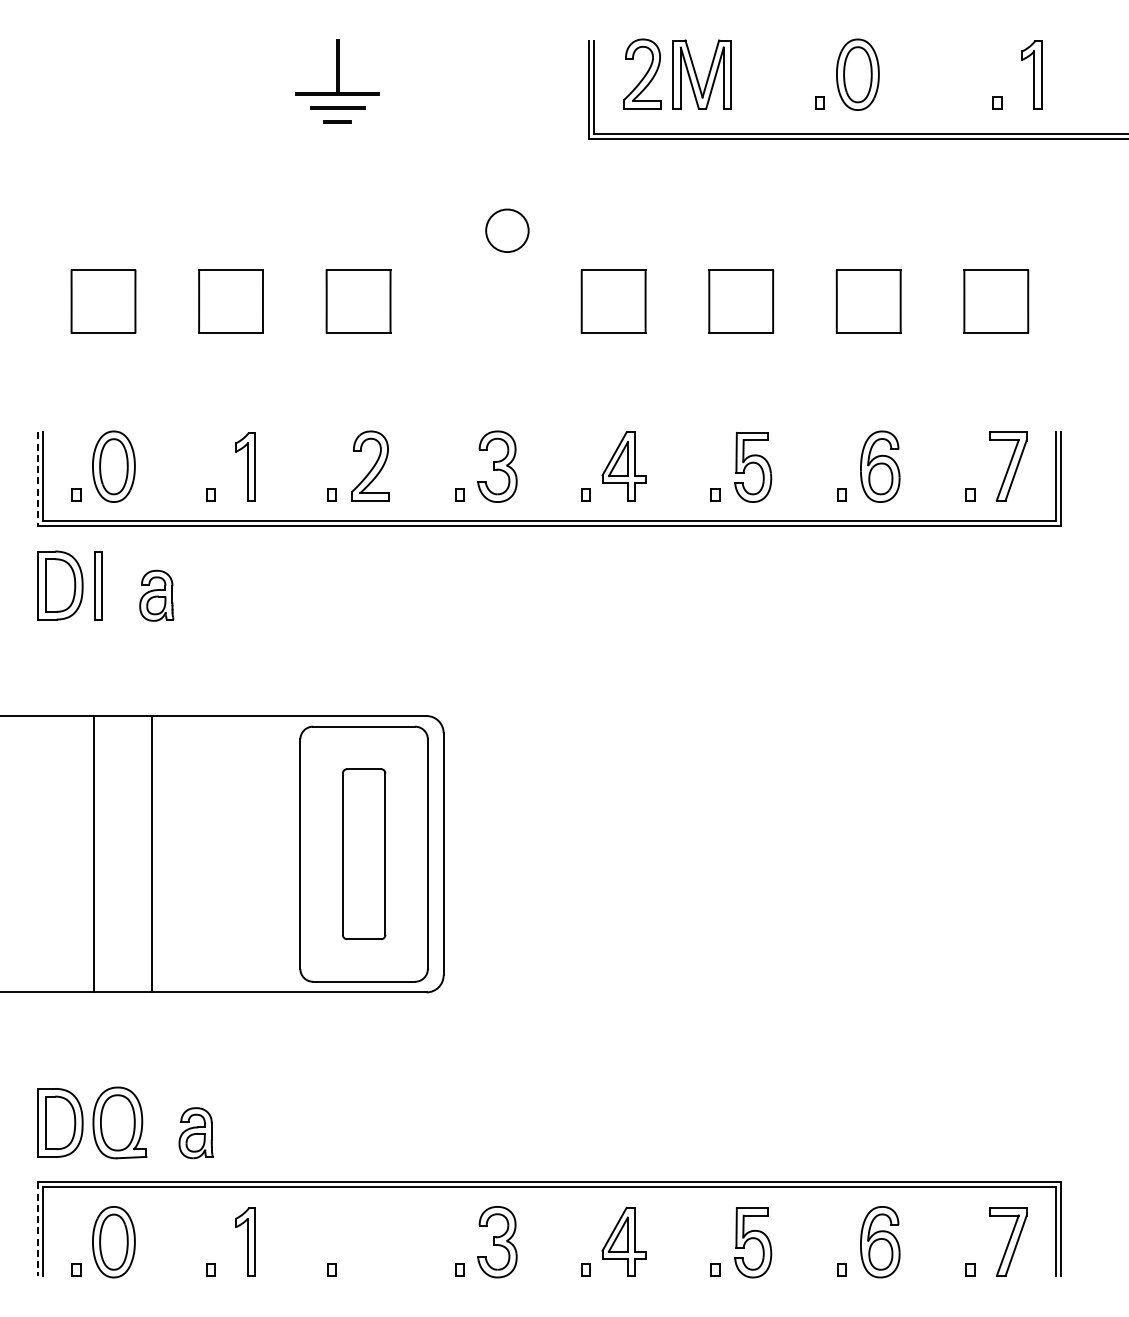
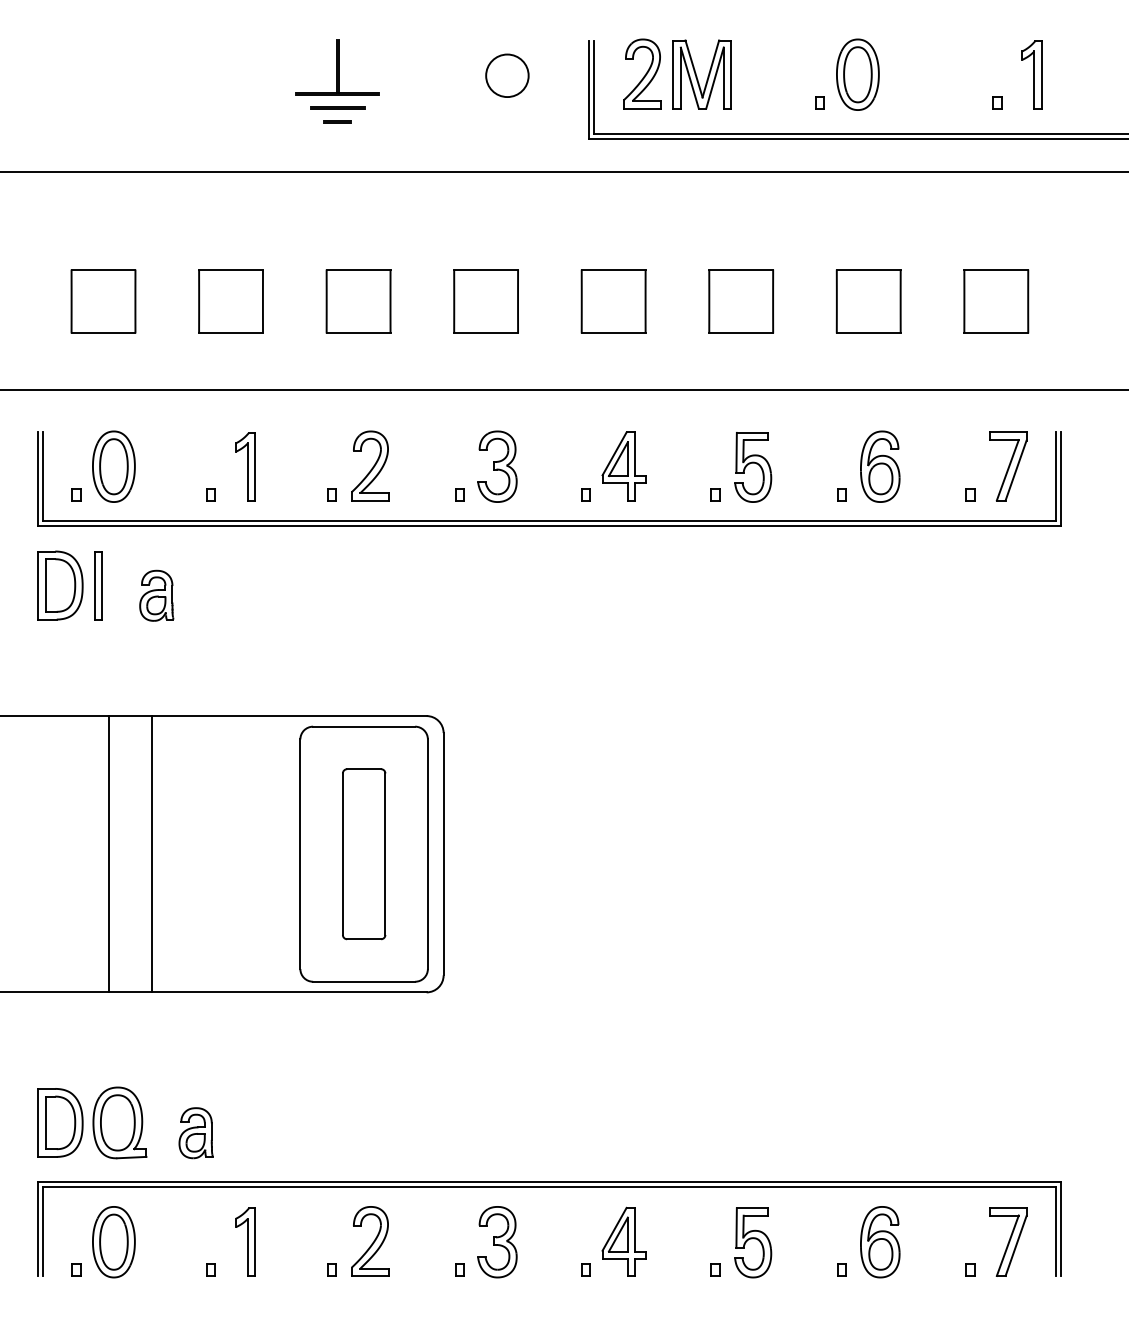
line: none -> present (563, 171)
circle position: (507, 230) -> (507, 75) (507, 75)
part: none -> present (485, 301)
line: none -> present (563, 390)
line: dashed -> solid (38, 479)
line position: (94, 854) -> (109, 854) (109, 854)
line: dashed -> solid (38, 1229)
part: none -> present (370, 1241)
